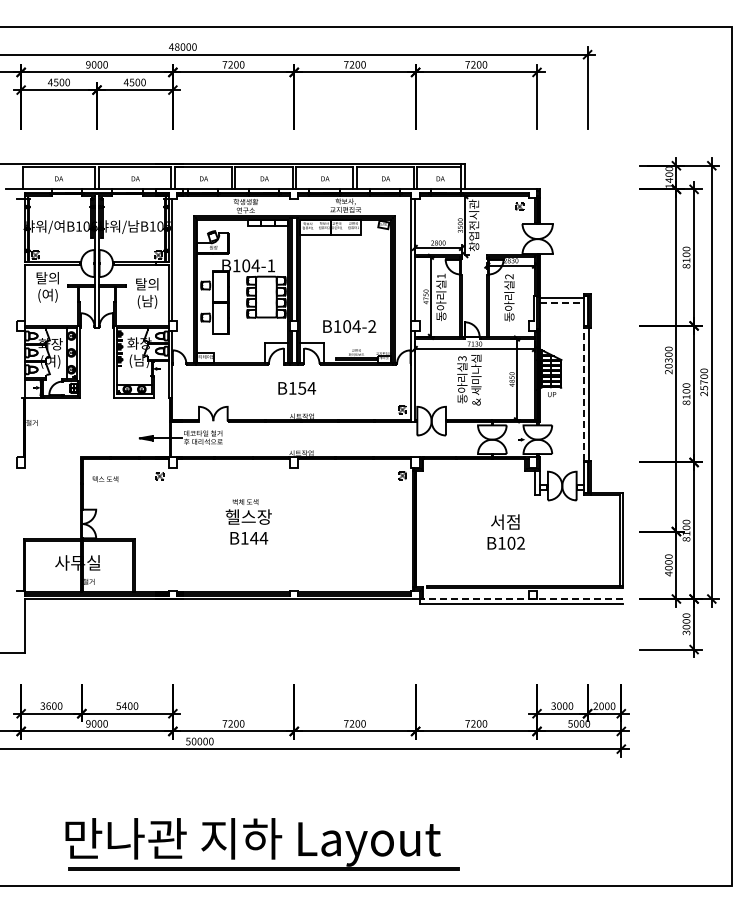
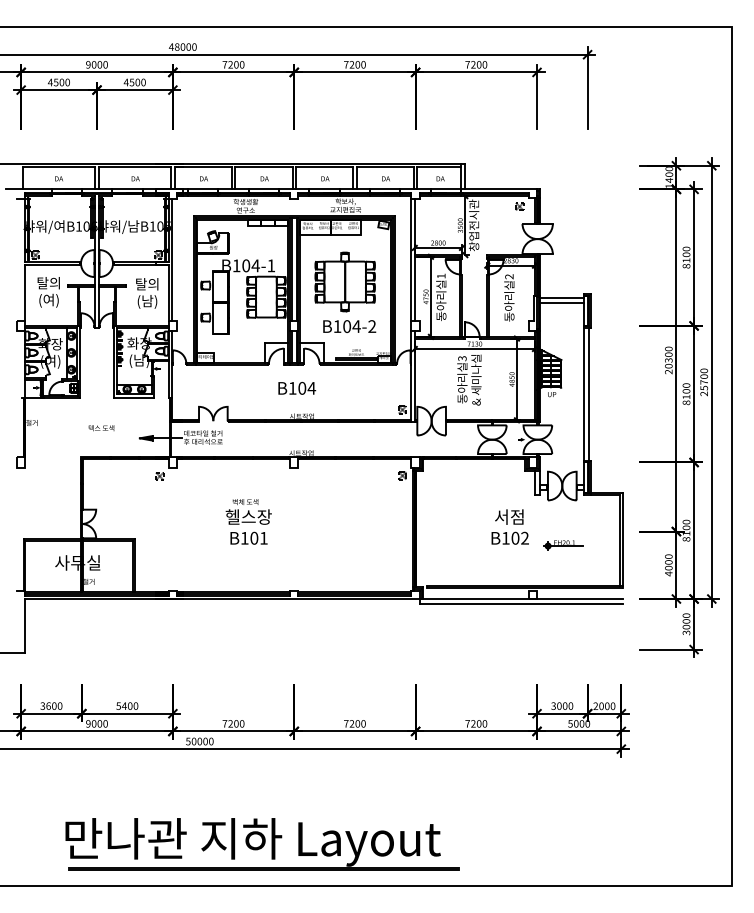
part: none -> present (344, 281)
text position: (47, 287) -> (48, 292) (48, 292)
line: dashed -> solid (562, 303)
text: B154 -> B104 (302, 387)
line: dashed -> solid (584, 394)
text position: (105, 479) -> (101, 428) (101, 428)
text position: (505, 531) -> (509, 526) (509, 526)
text: B144 -> B101 (259, 537)
part: none -> present (563, 545)
line: dashed -> solid (521, 599)
